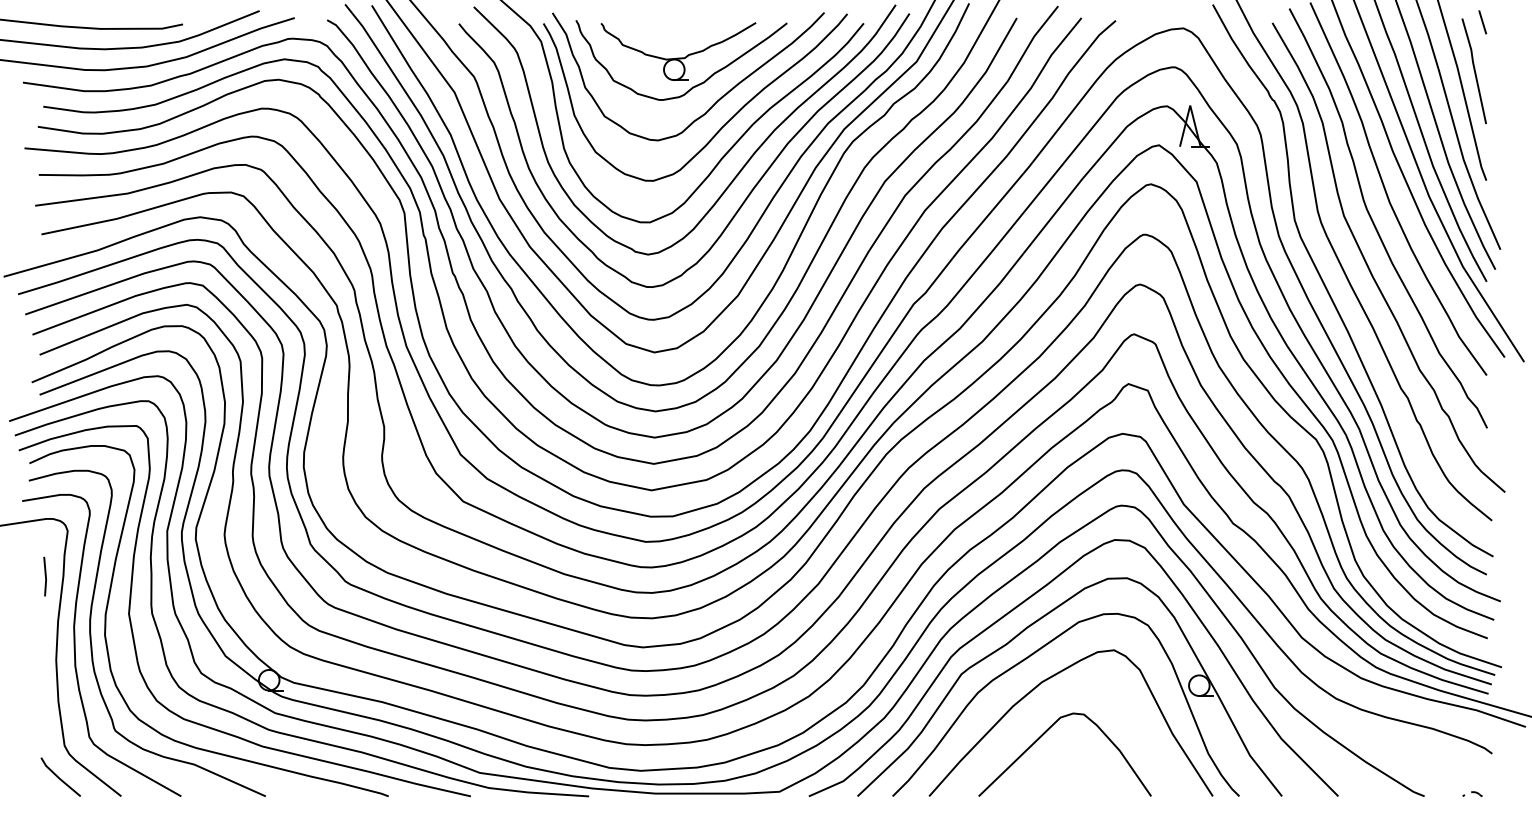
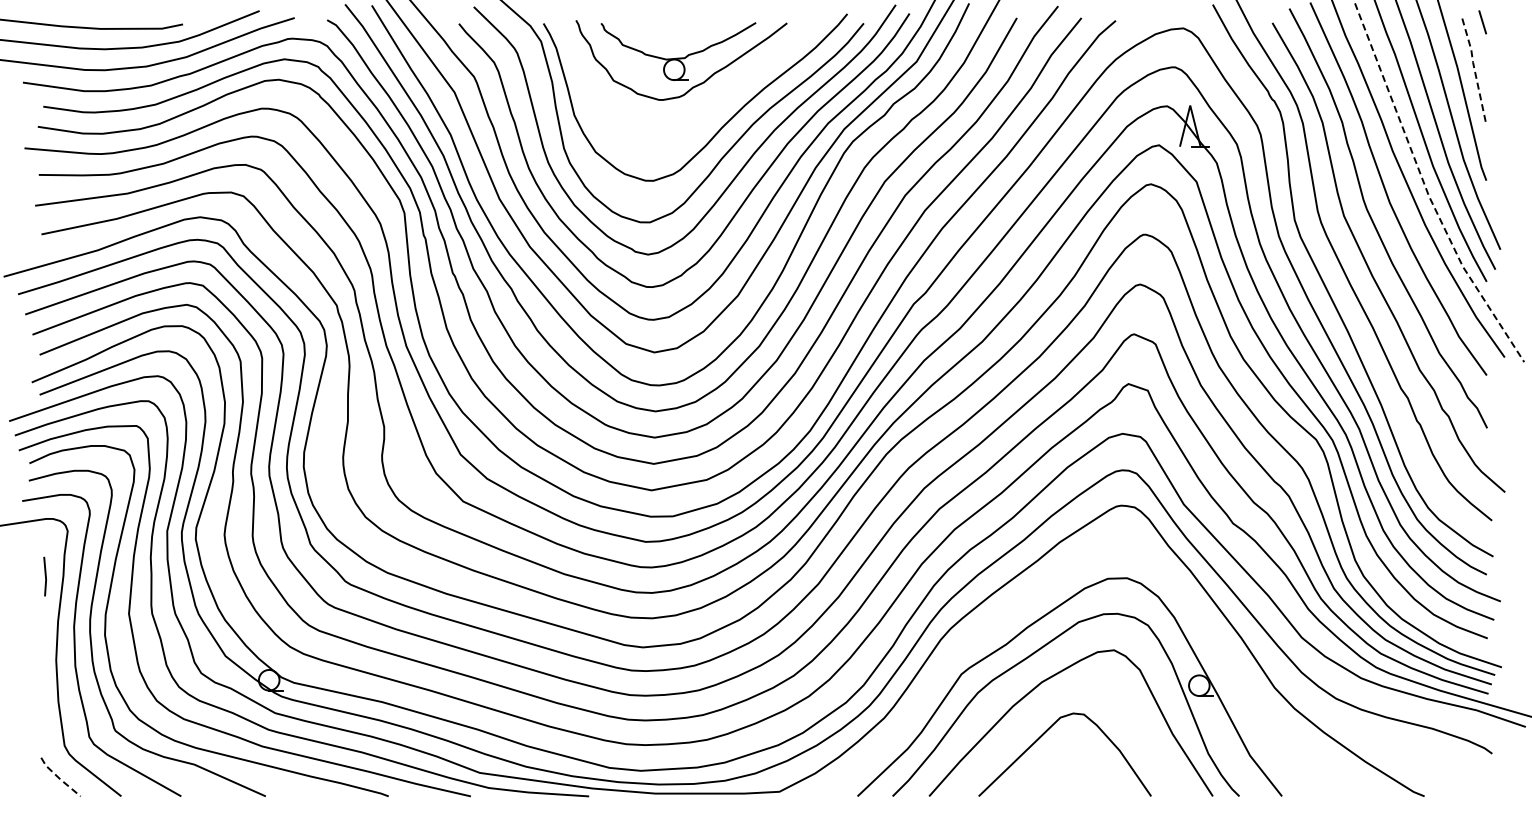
line: solid -> dashed (1474, 70)
curve: present -> none (715, 102)
line: solid -> dashed (1426, 189)
curve: present -> none (1023, 603)
line: solid -> dashed (59, 778)
part: present -> none (1472, 793)
